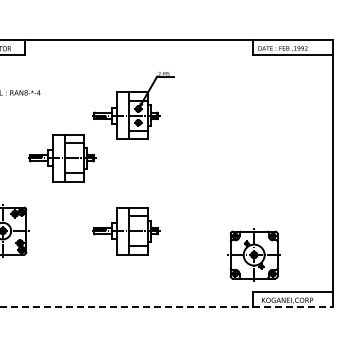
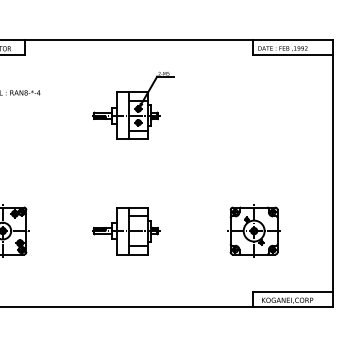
part: present -> none (62, 158)
part position: (253, 254) -> (253, 230) (253, 230)
line: dashed -> solid (167, 306)
